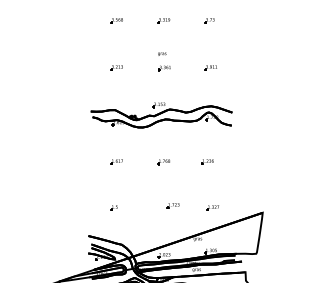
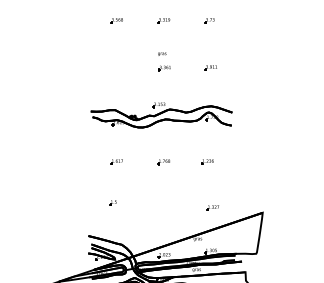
part: present -> none (116, 67)
part: present -> none (172, 205)
part position: (113, 207) -> (112, 202) (112, 202)
